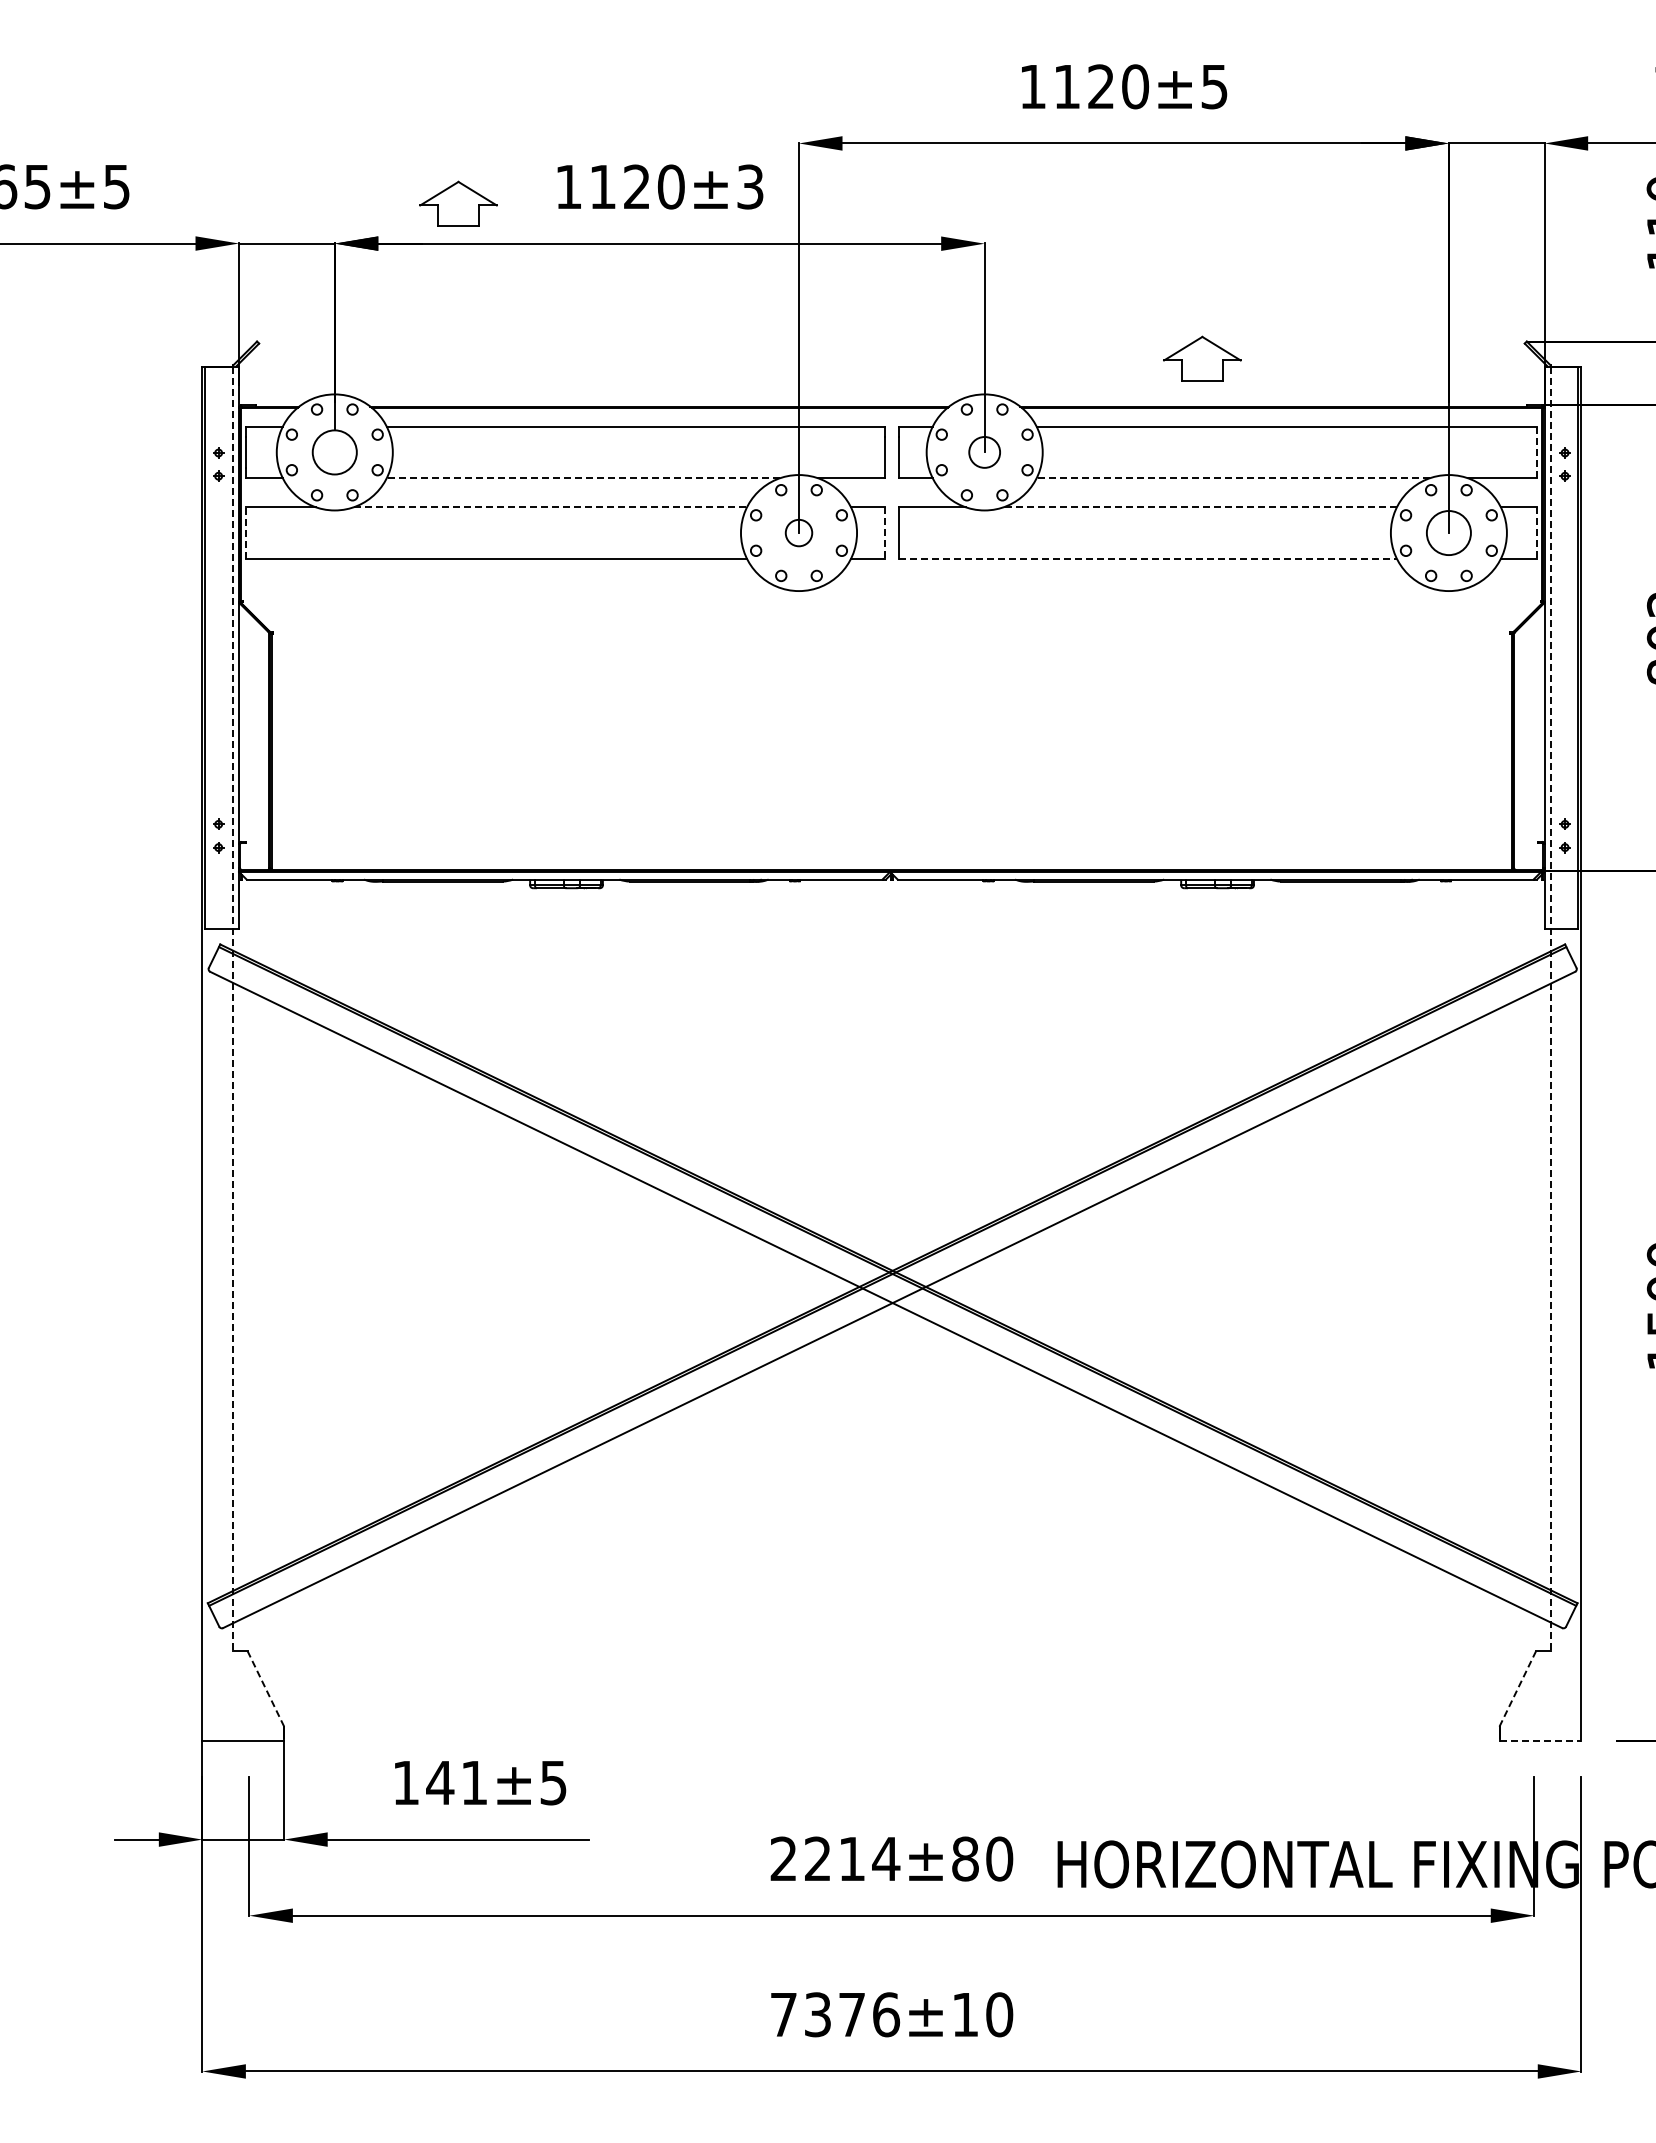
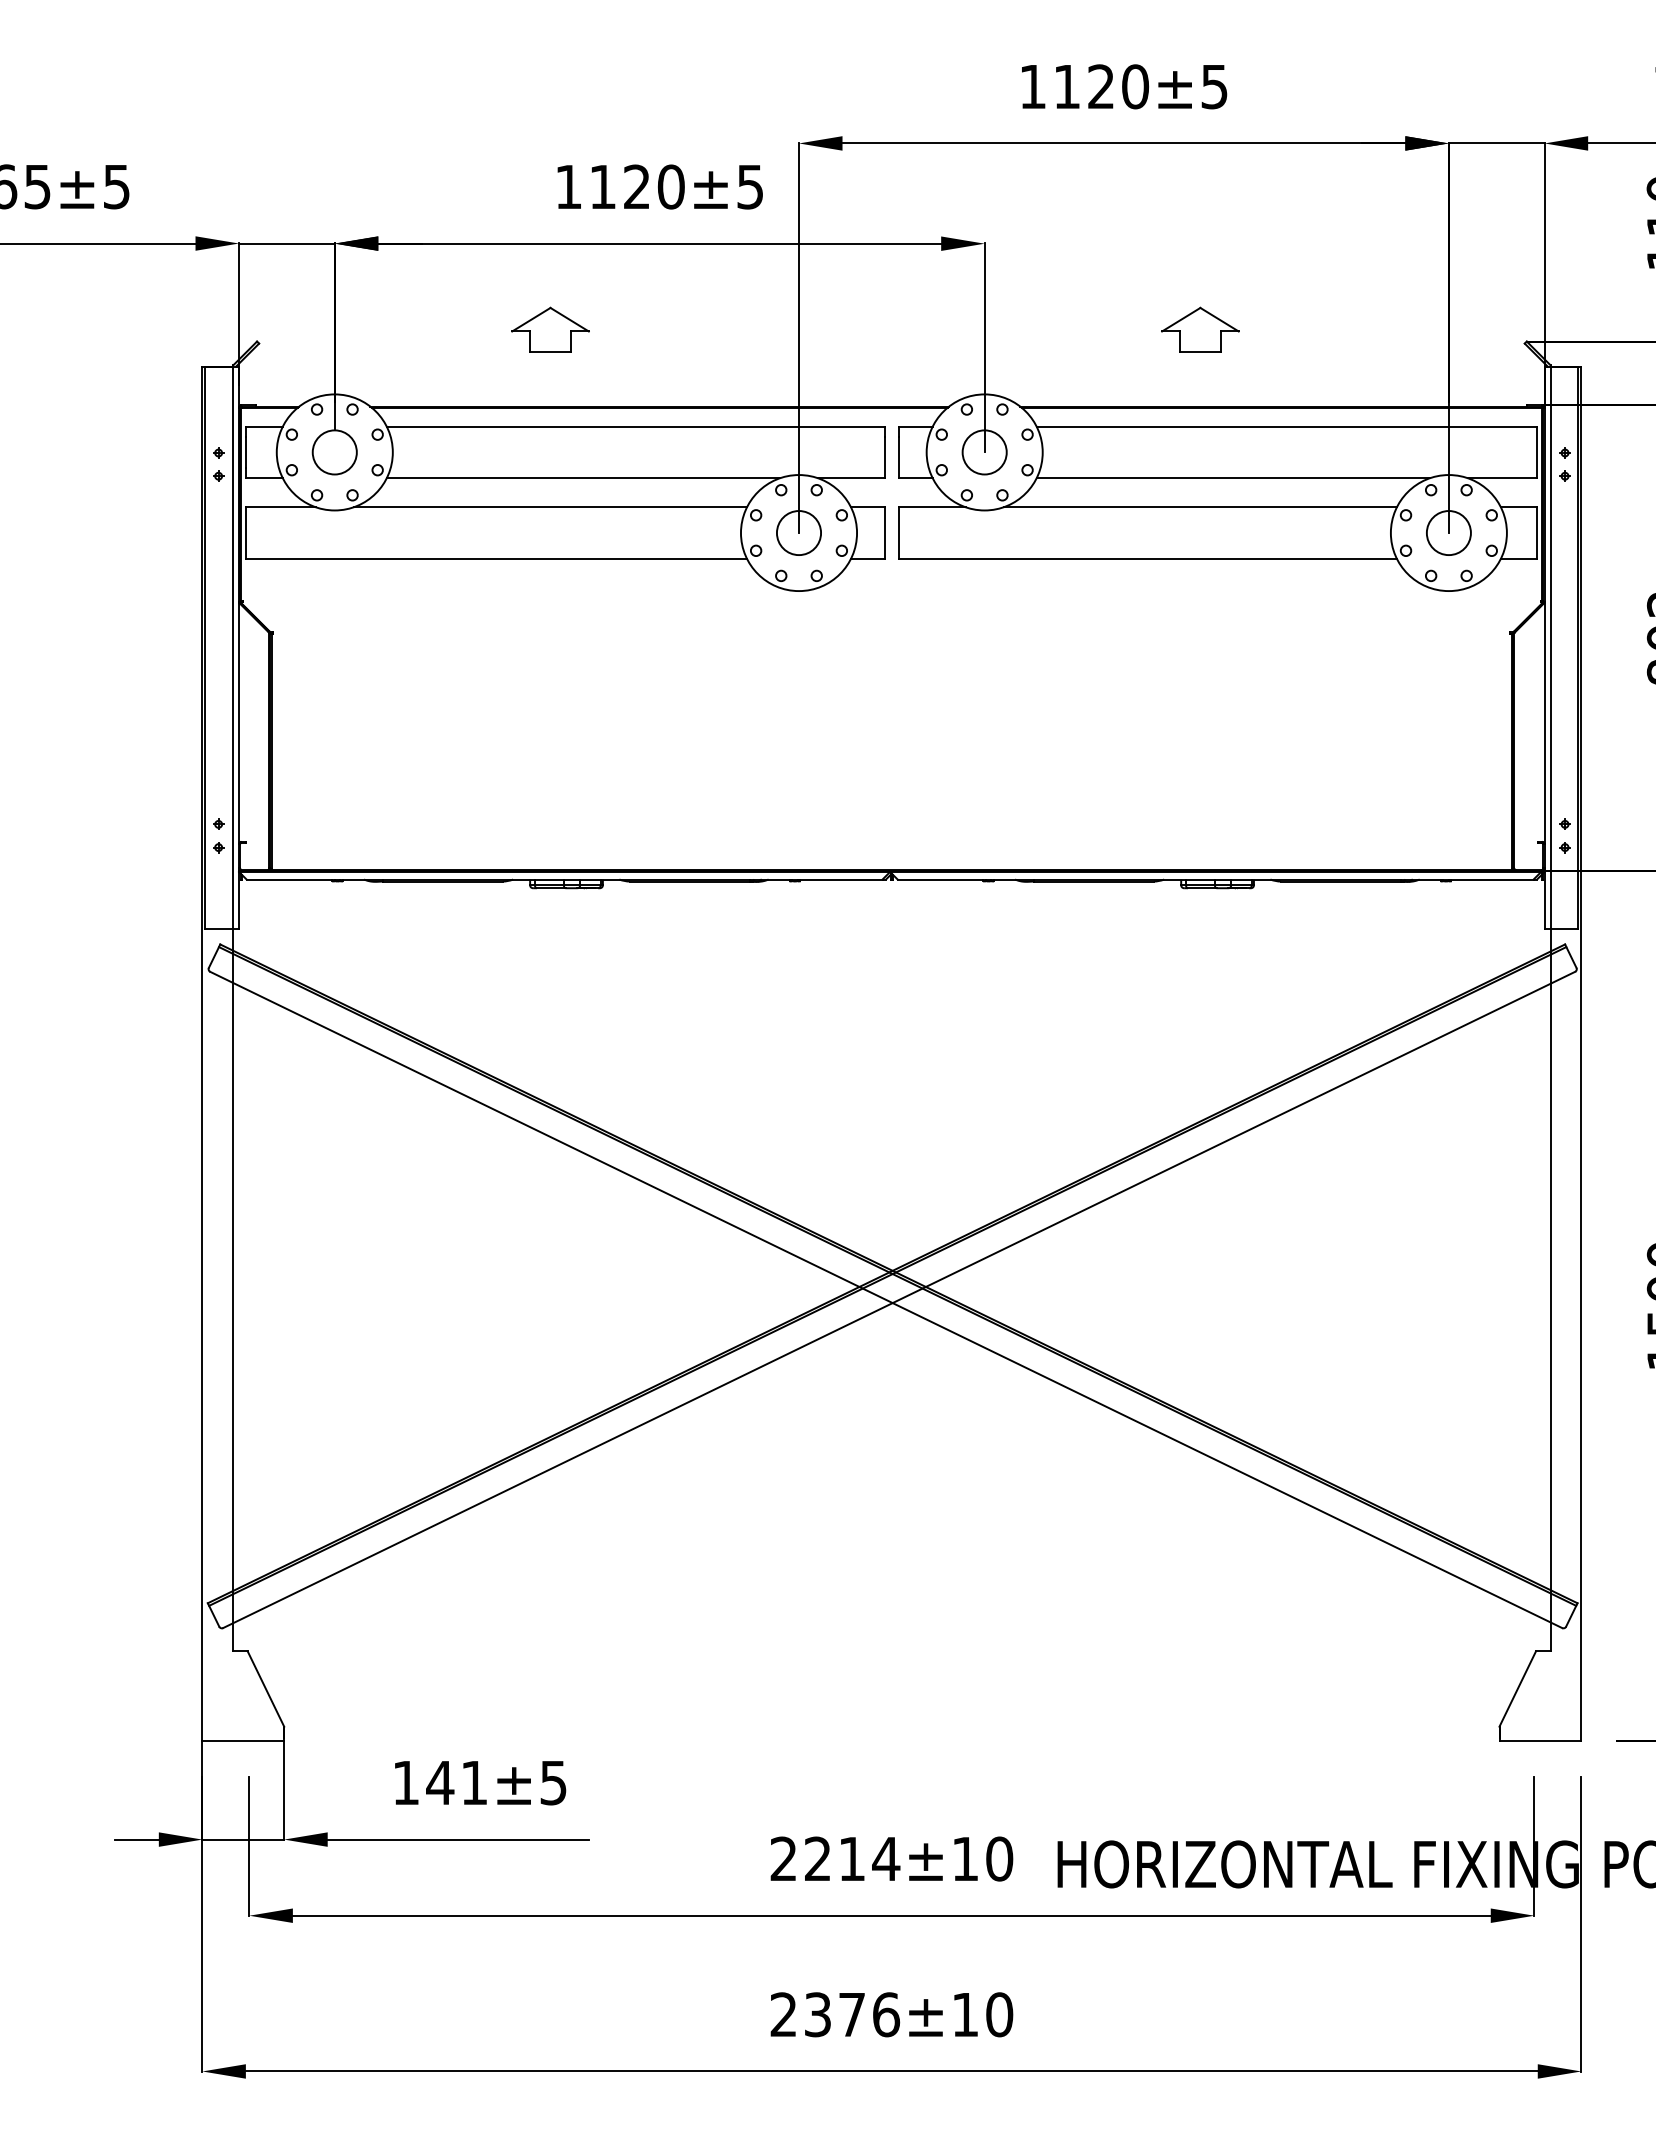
text: 1120±3 -> 1120±5 (750, 186)
part position: (458, 203) -> (550, 329) (550, 329)
part position: (1202, 358) -> (1200, 329) (1200, 329)
circle diameter: 31 px -> 44 px (984, 452)
line: dashed -> solid (1537, 452)
line: dashed -> solid (583, 478)
line: dashed -> solid (1233, 478)
line: dashed -> solid (550, 507)
line: dashed -> solid (1200, 507)
circle diameter: 26 px -> 44 px (798, 533)
line: dashed -> solid (246, 533)
line: dashed -> solid (884, 533)
line: dashed -> solid (1537, 533)
line: dashed -> solid (1147, 558)
line: dashed -> solid (233, 1009)
line: dashed -> solid (1550, 1009)
line: dashed -> solid (265, 1688)
line: dashed -> solid (1517, 1688)
line: dashed -> solid (1540, 1741)
text: 2214±80 -> 2214±10 (965, 1858)
text: 7376±10 -> 2376±10 (783, 2014)
